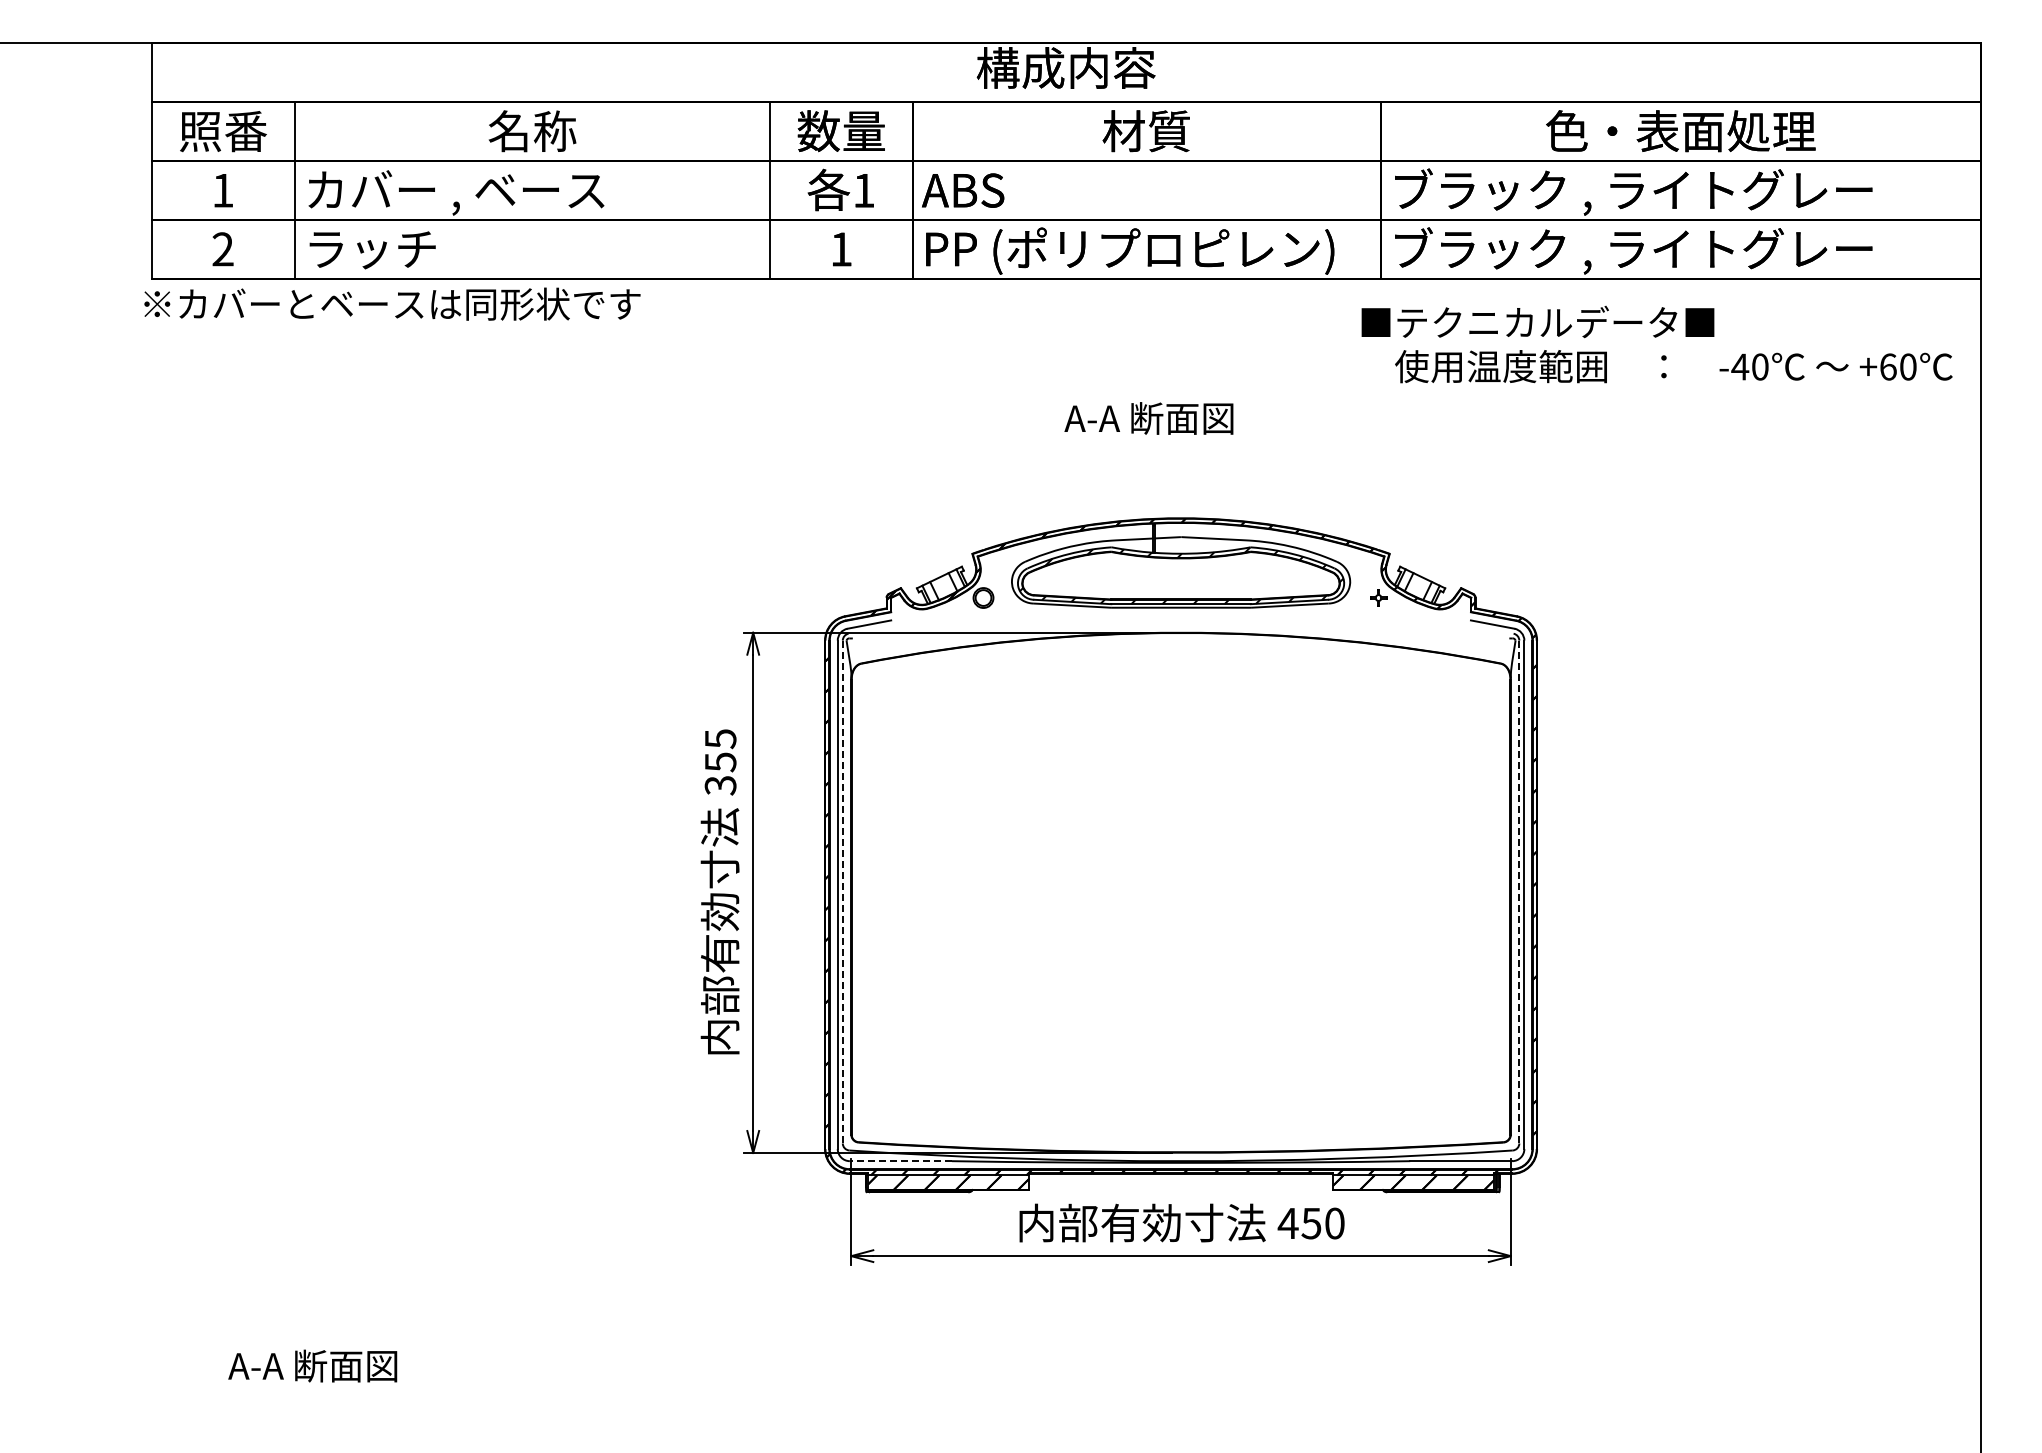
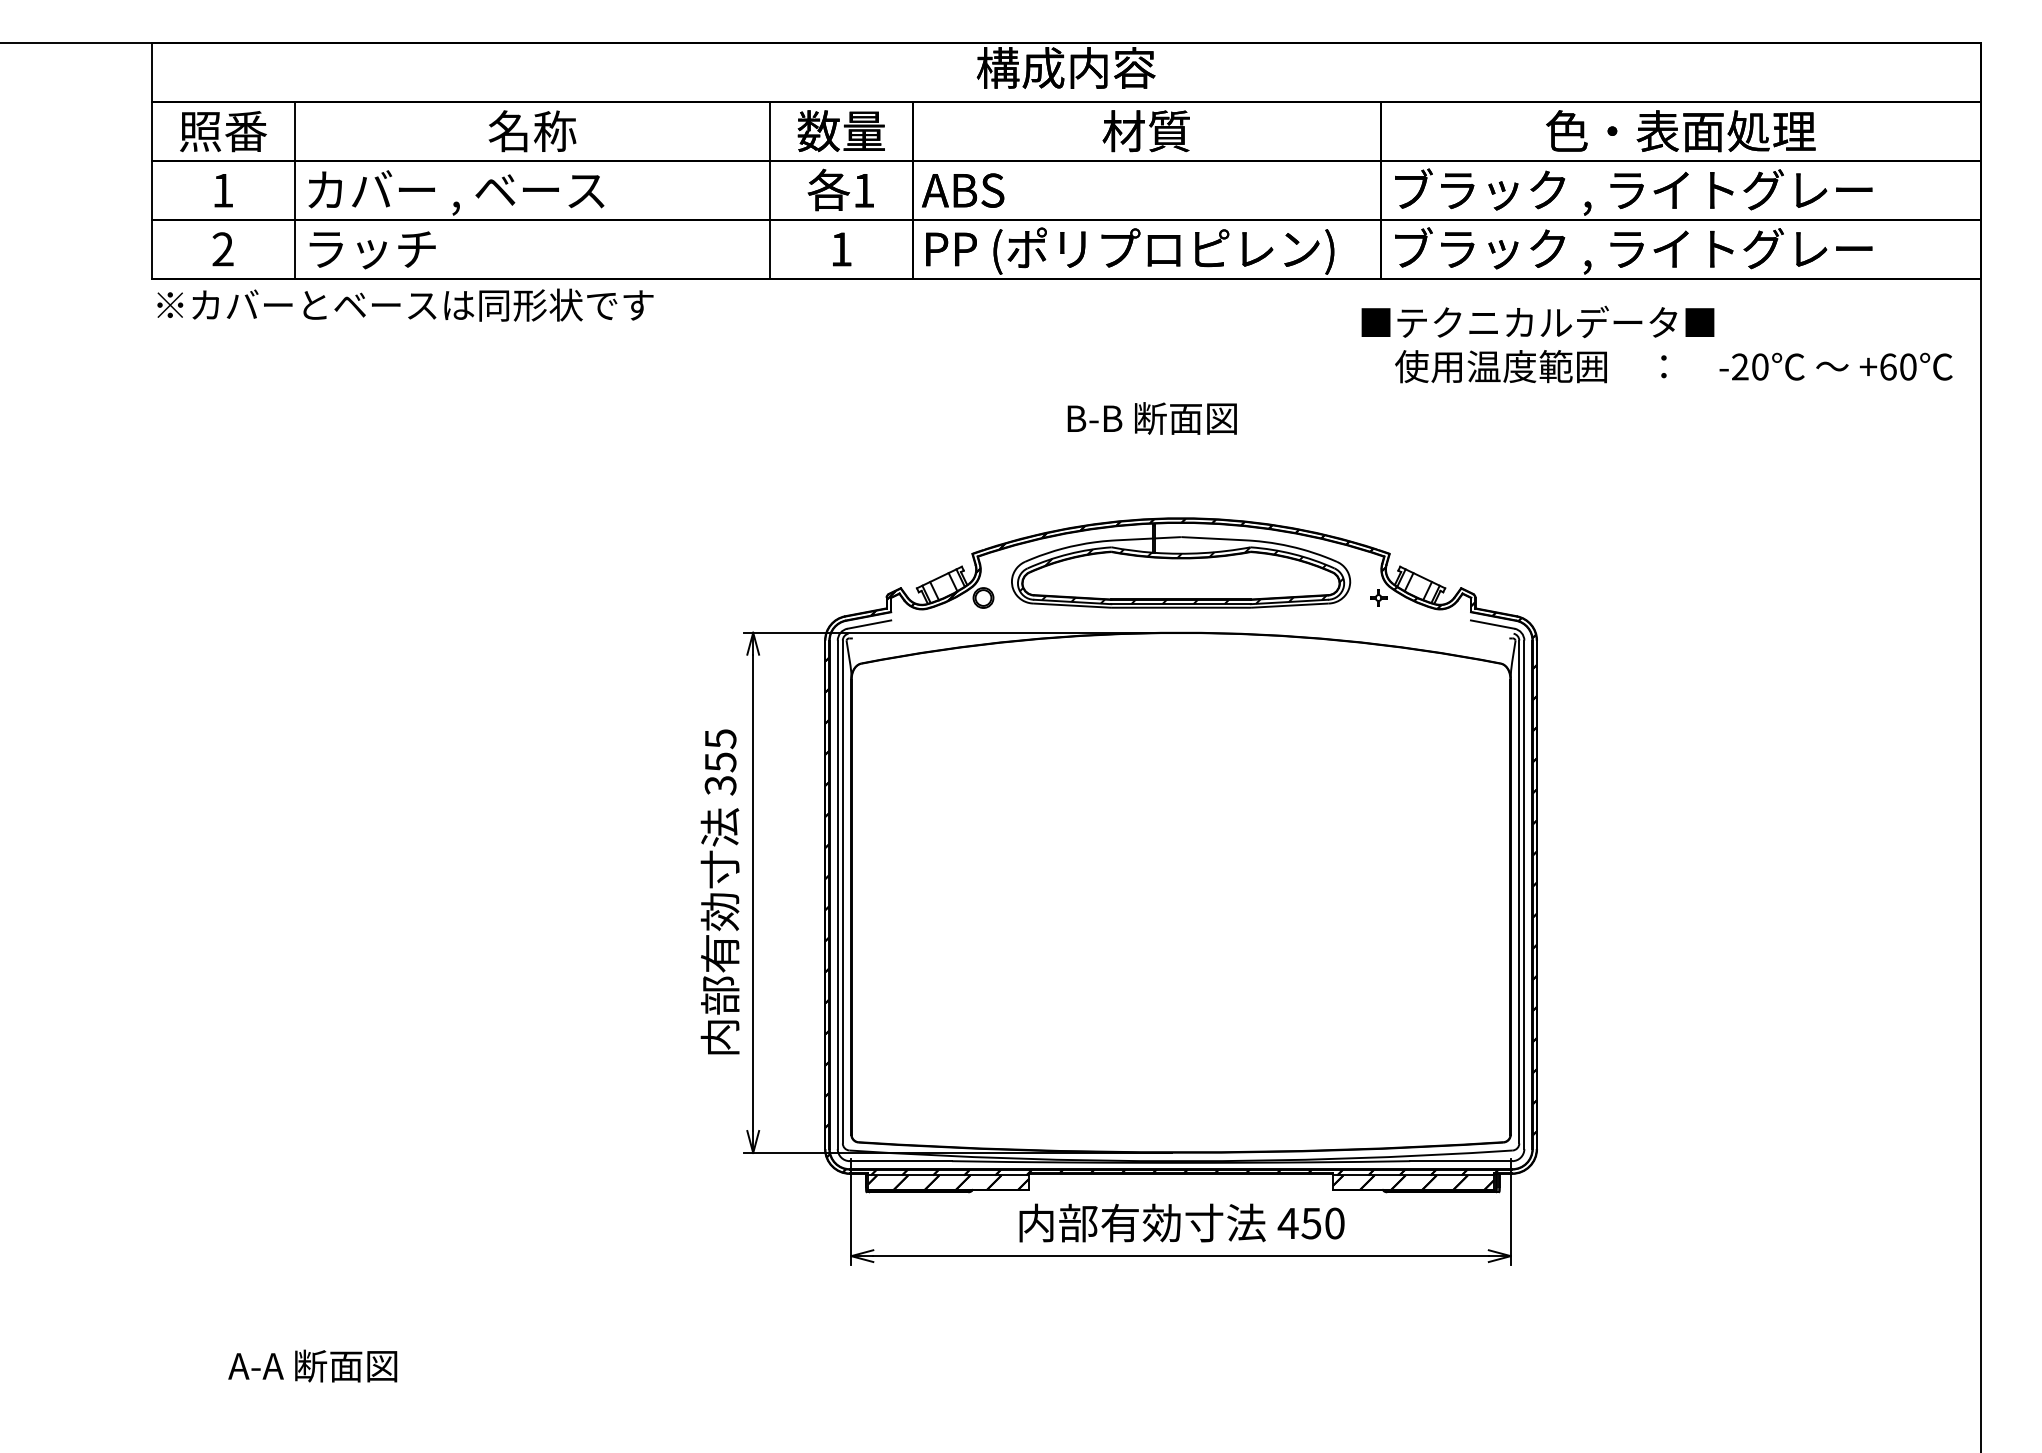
text position: (392, 303) -> (405, 304) (405, 304)
text: -40 -> -20 (1740, 366)
text: A-A 断面図 -> B-B 断面図 (1150, 418)
line: dashed -> solid (842, 891)
line: dashed -> solid (1519, 892)
line: dashed -> solid (900, 1161)
